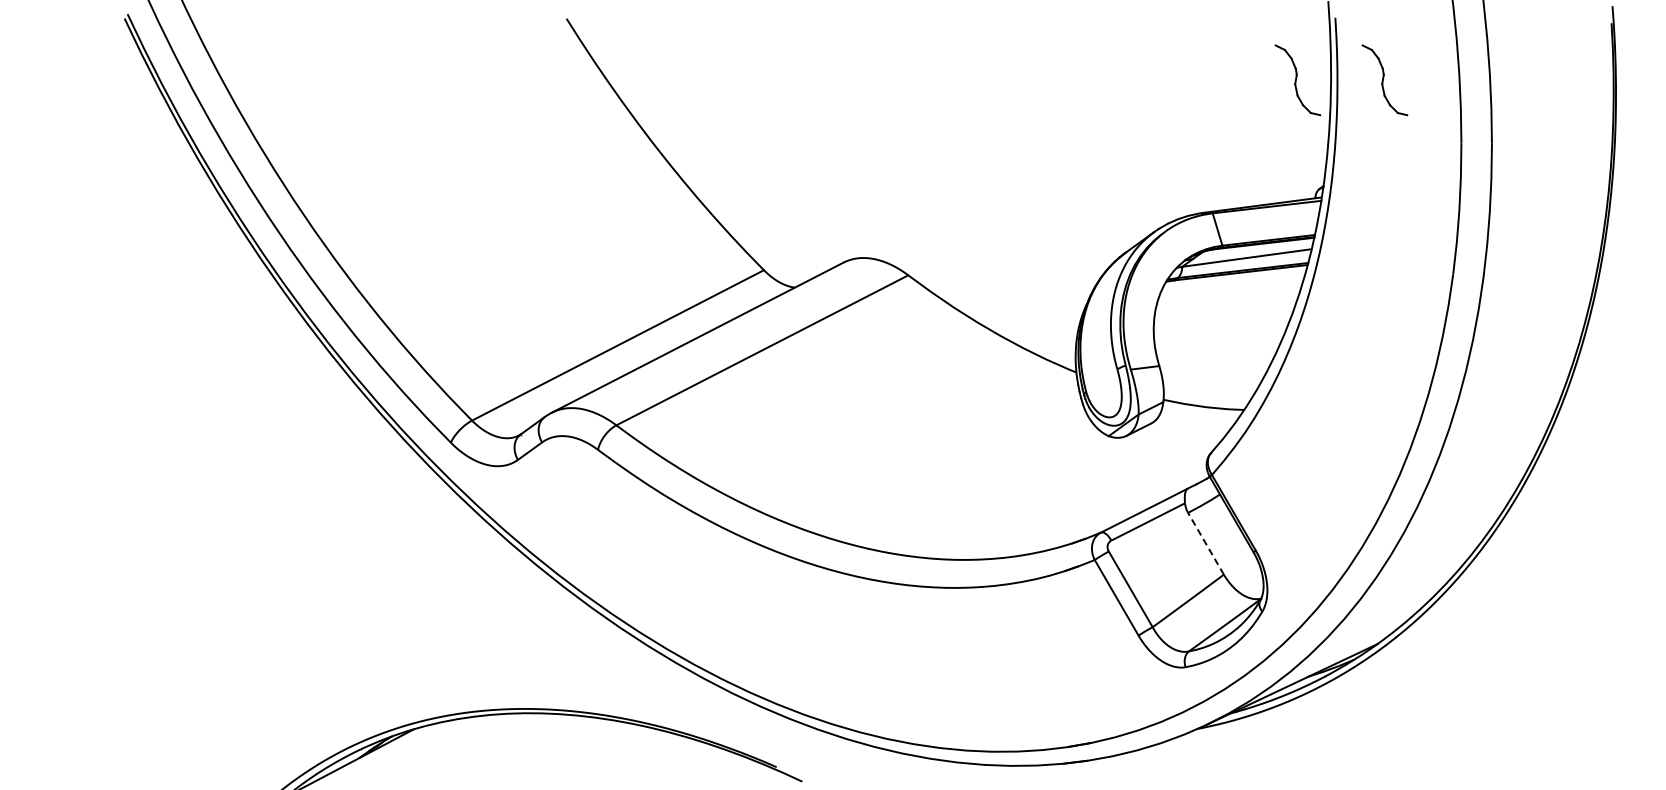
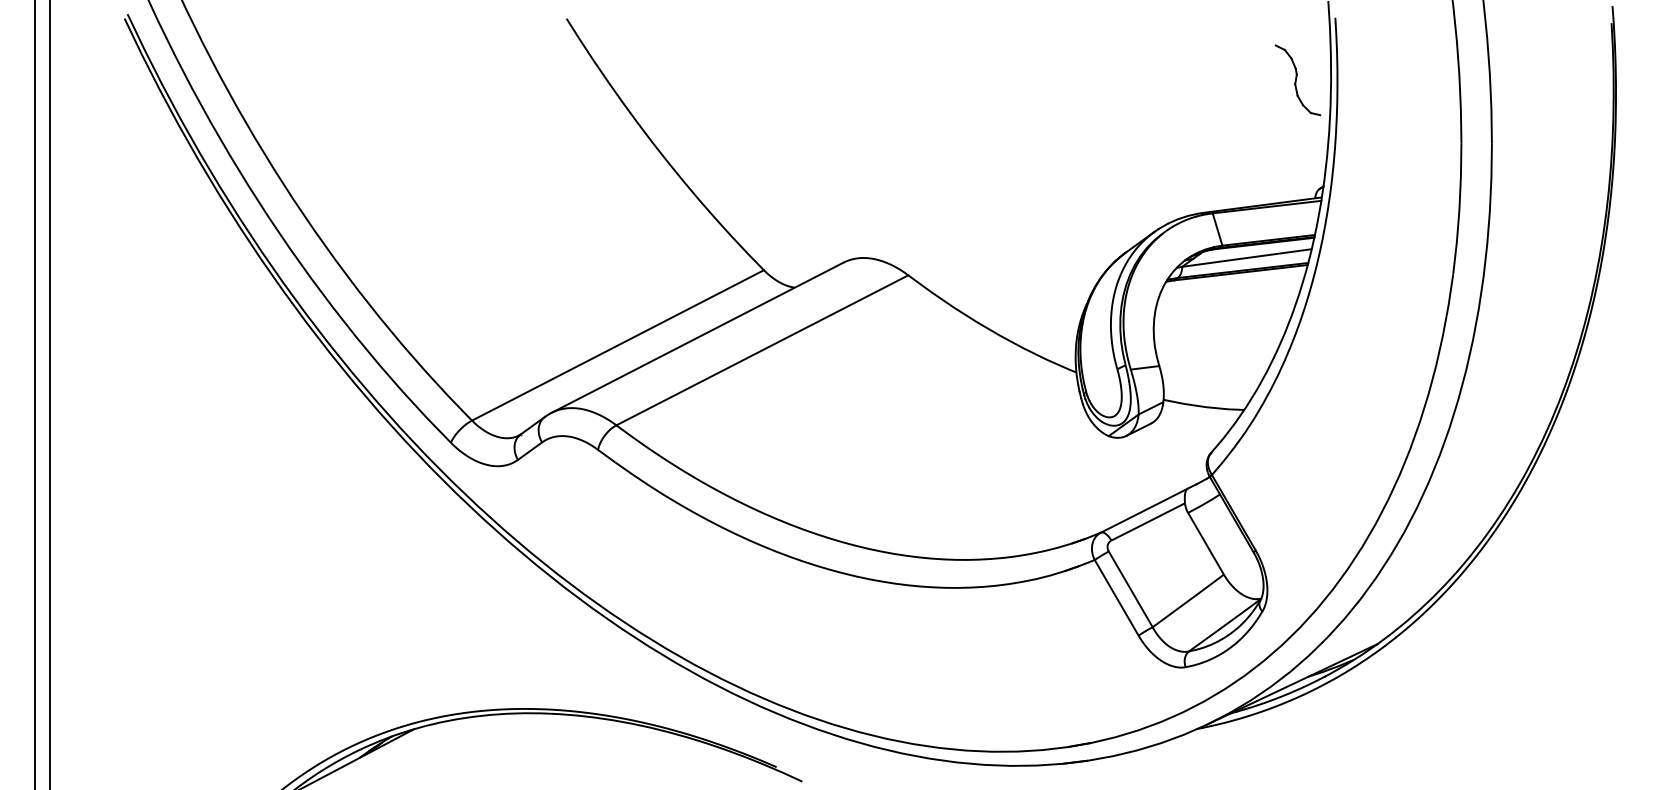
part: present -> none (1384, 80)
line: none -> present (34, 394)
line: none -> present (49, 394)
line: dashed -> solid (1206, 543)
